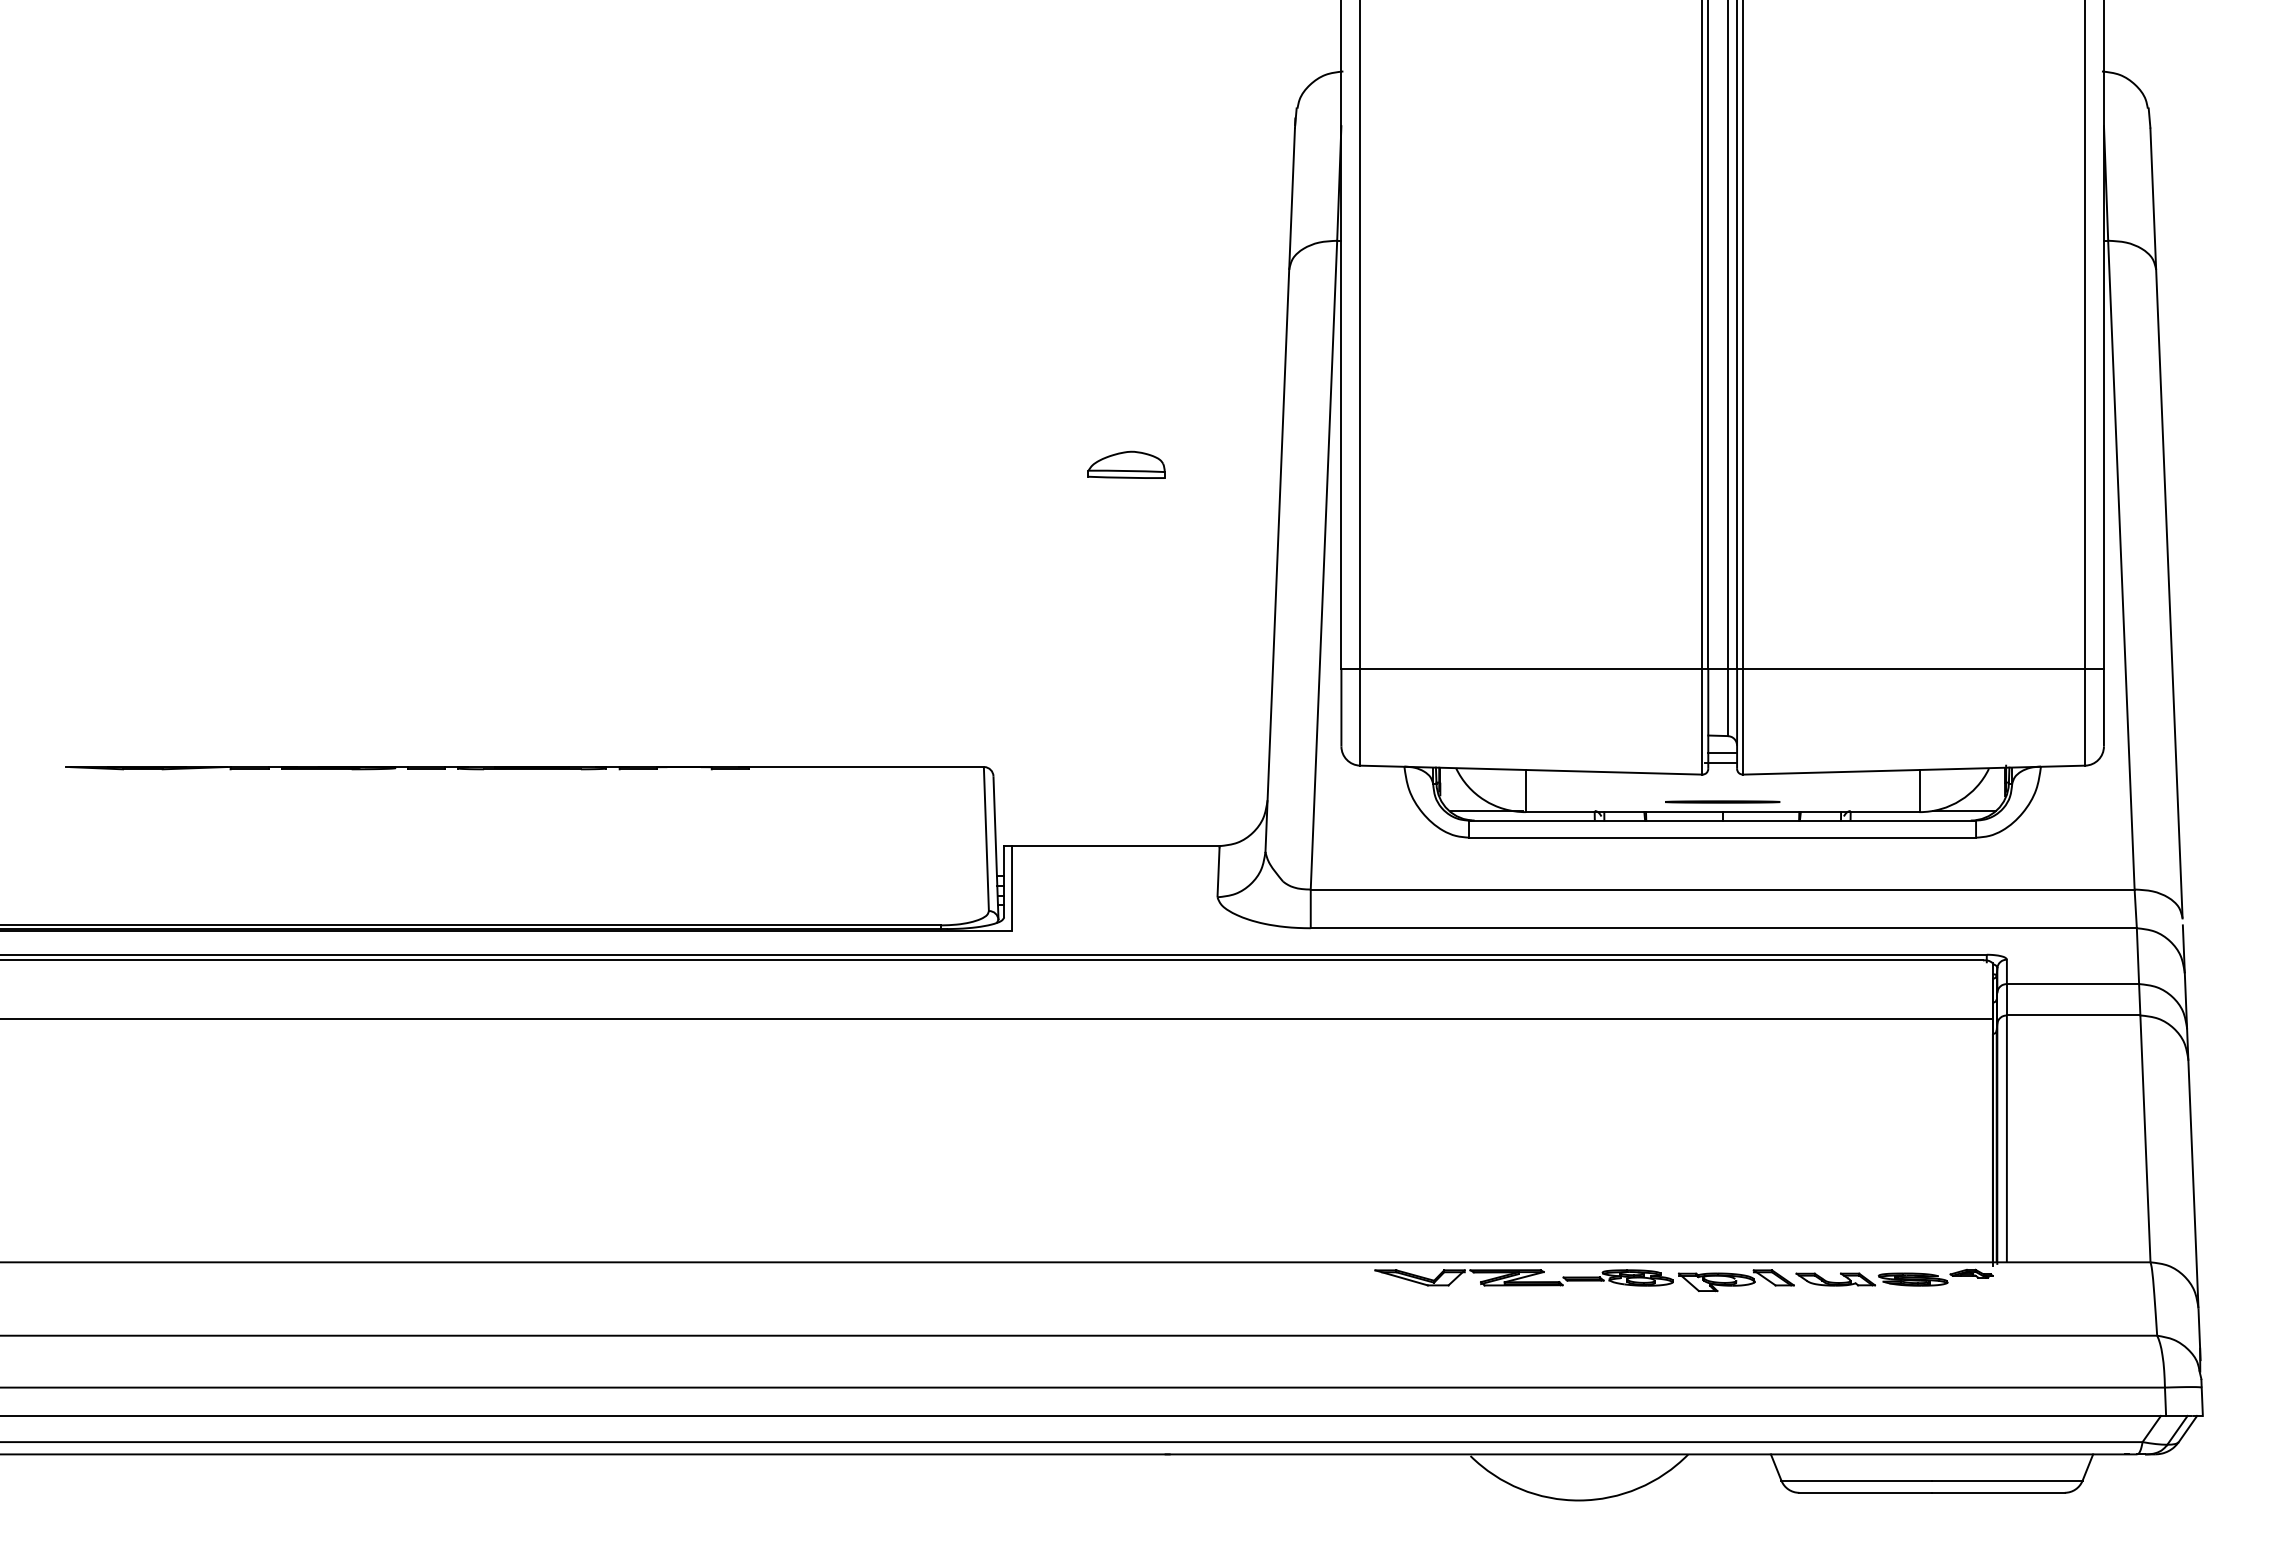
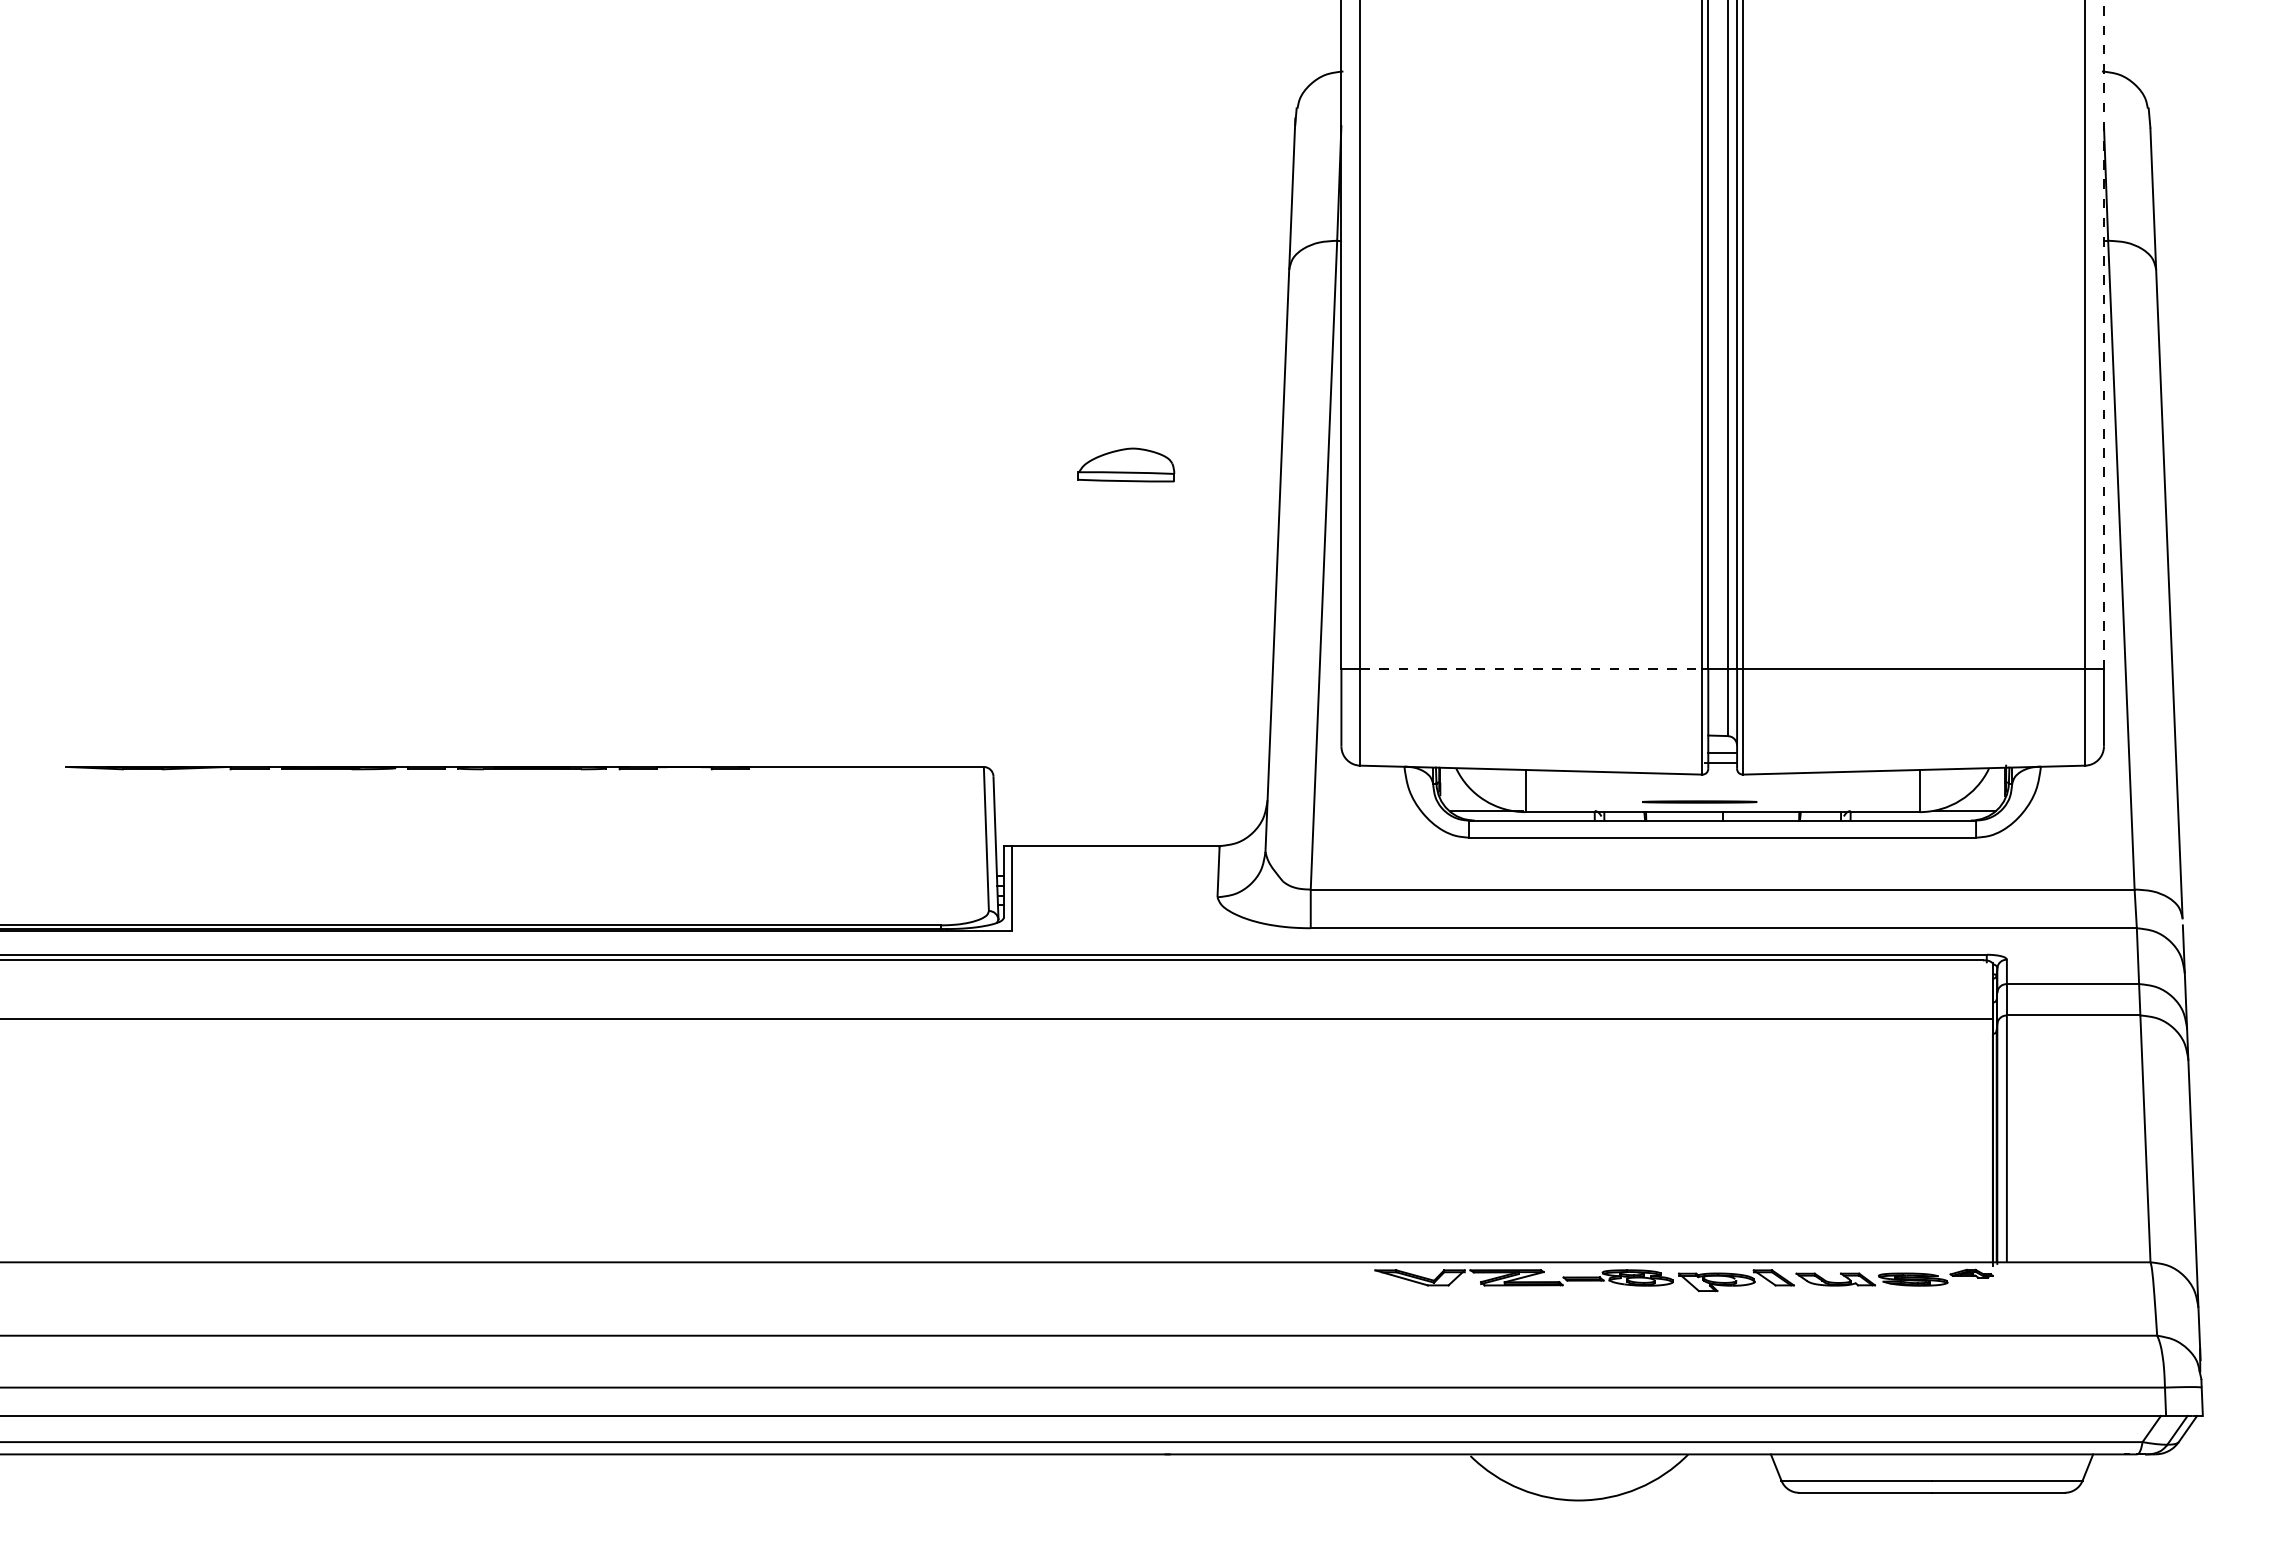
line: solid -> dashed (2103, 334)
part size: 79x29 px -> 99x36 px (1126, 464)
line: solid -> dashed (1531, 669)
line position: (1722, 801) -> (1699, 801) (1699, 801)
